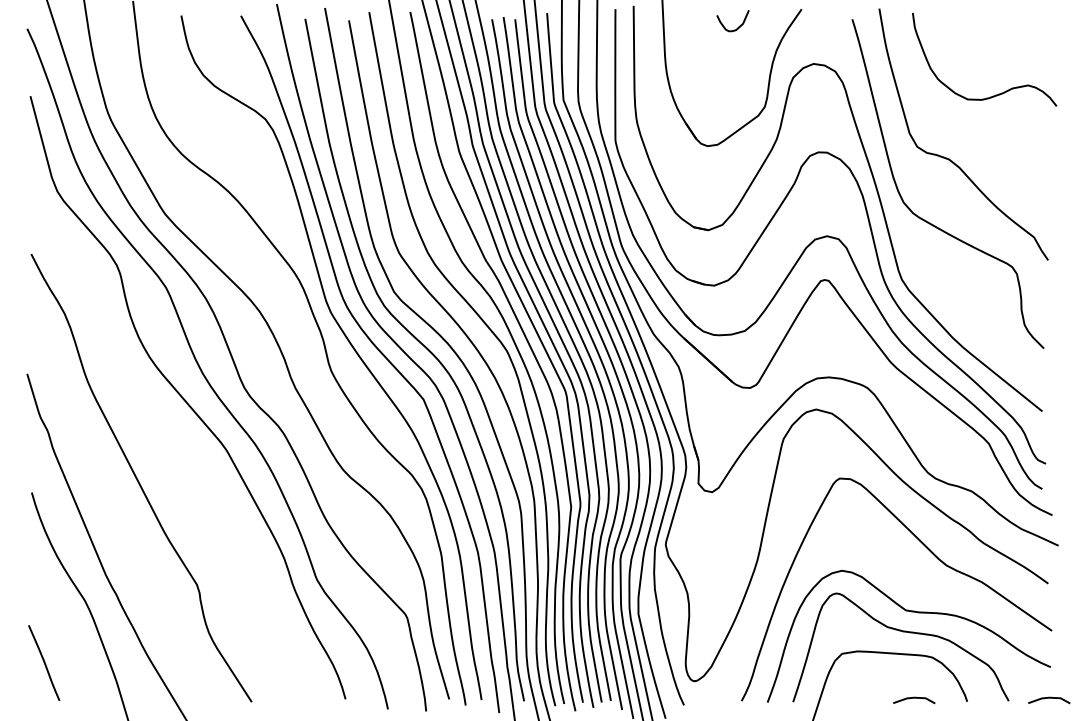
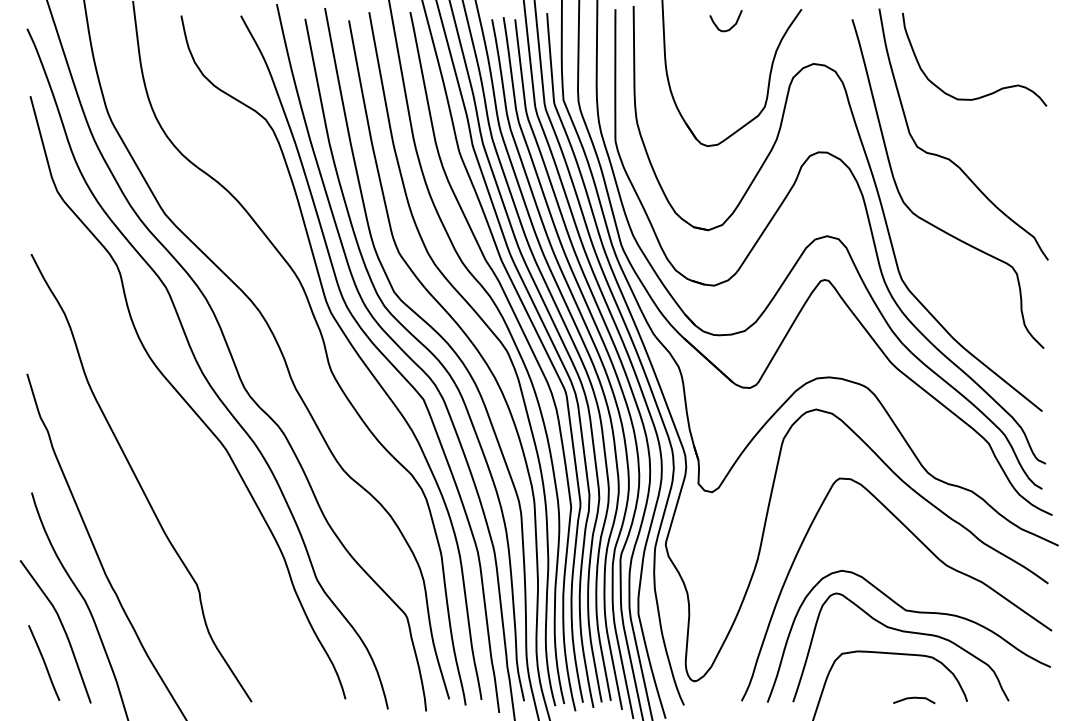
curve position: (738, 26) -> (731, 26) (731, 26)
curve position: (995, 94) -> (985, 94) (985, 94)
curve: none -> present (62, 628)
line: present -> none (1049, 698)
